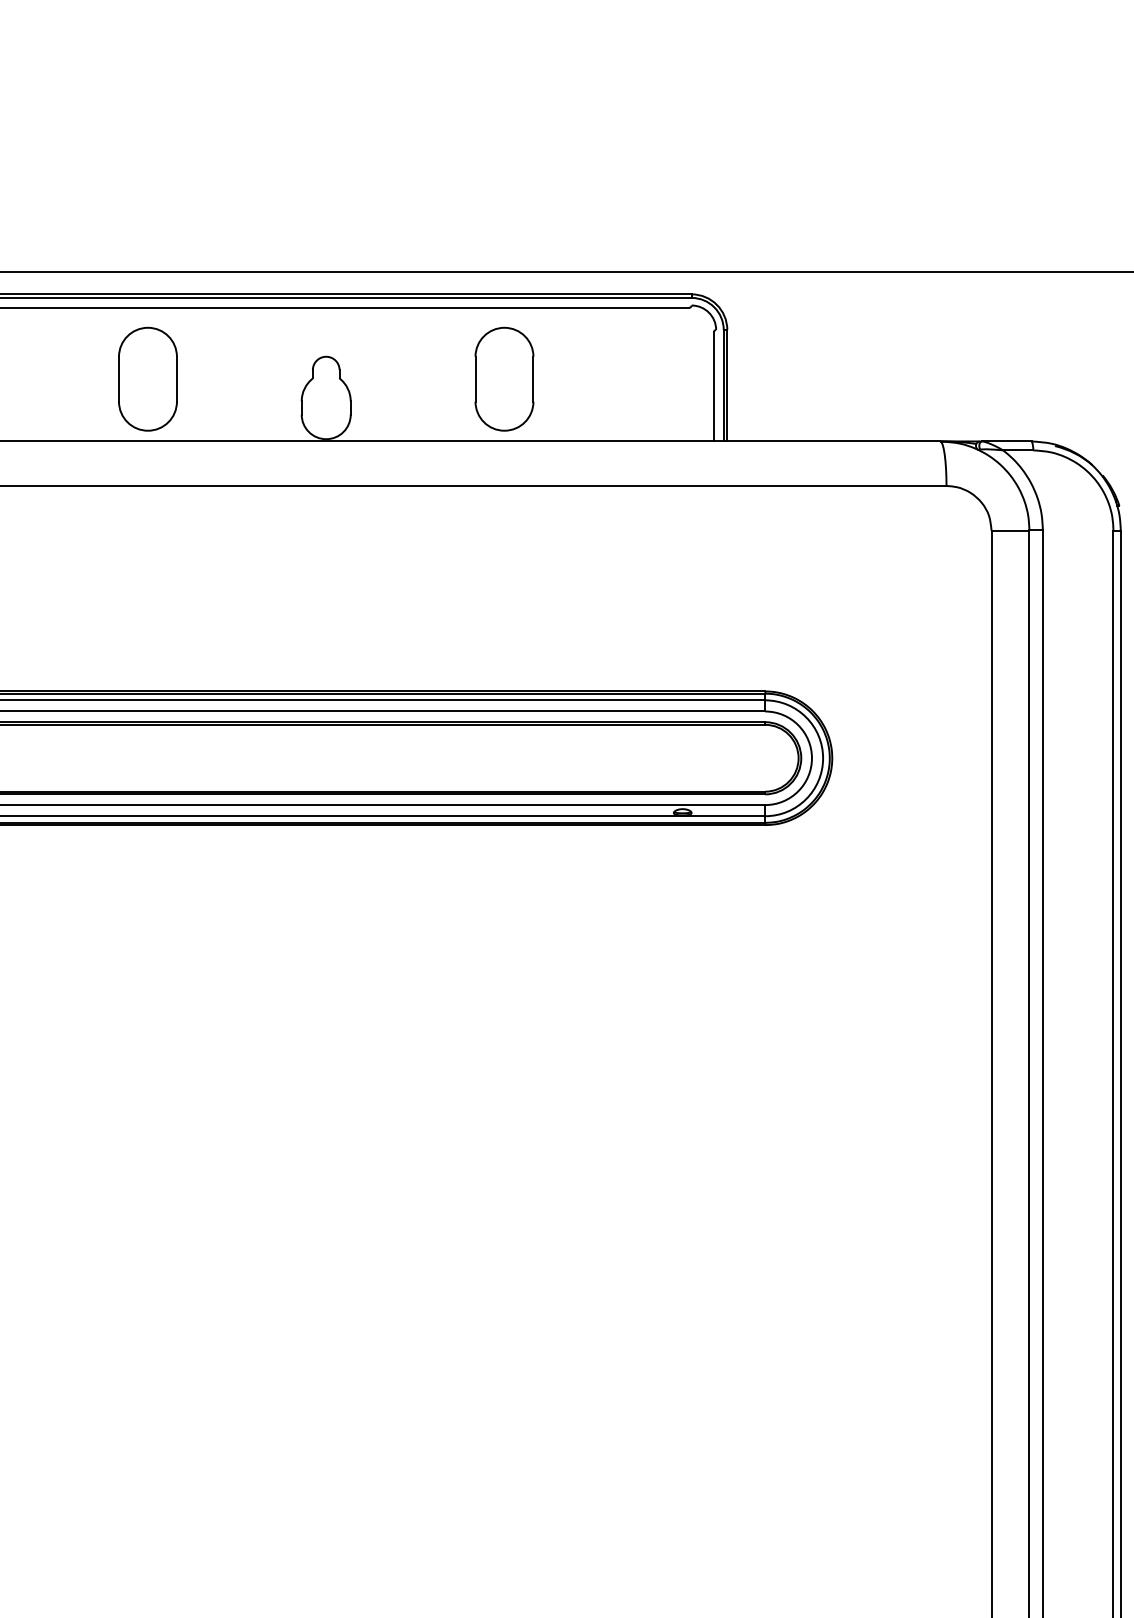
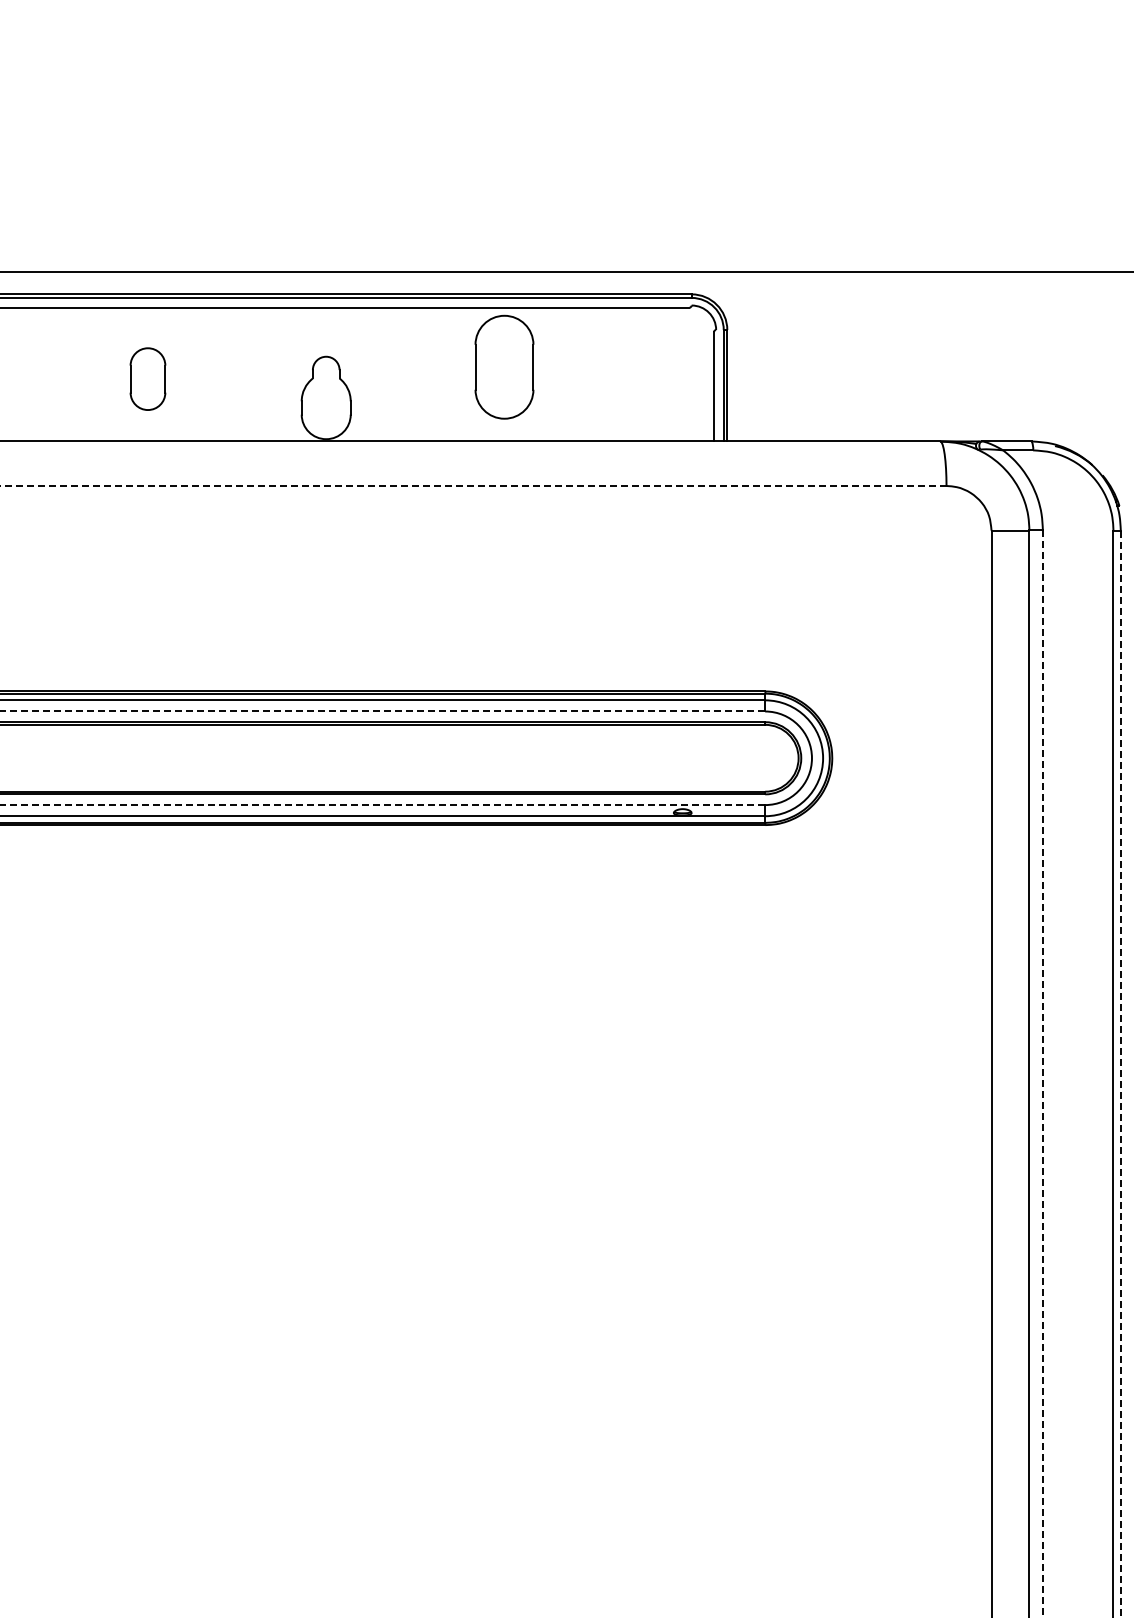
part size: 60x106 px -> 38x64 px (147, 378)
part position: (504, 378) -> (504, 366) (504, 366)
line: solid -> dashed (473, 486)
line: solid -> dashed (382, 711)
line: solid -> dashed (382, 805)
line: solid -> dashed (1042, 1074)
line: solid -> dashed (1120, 1074)
